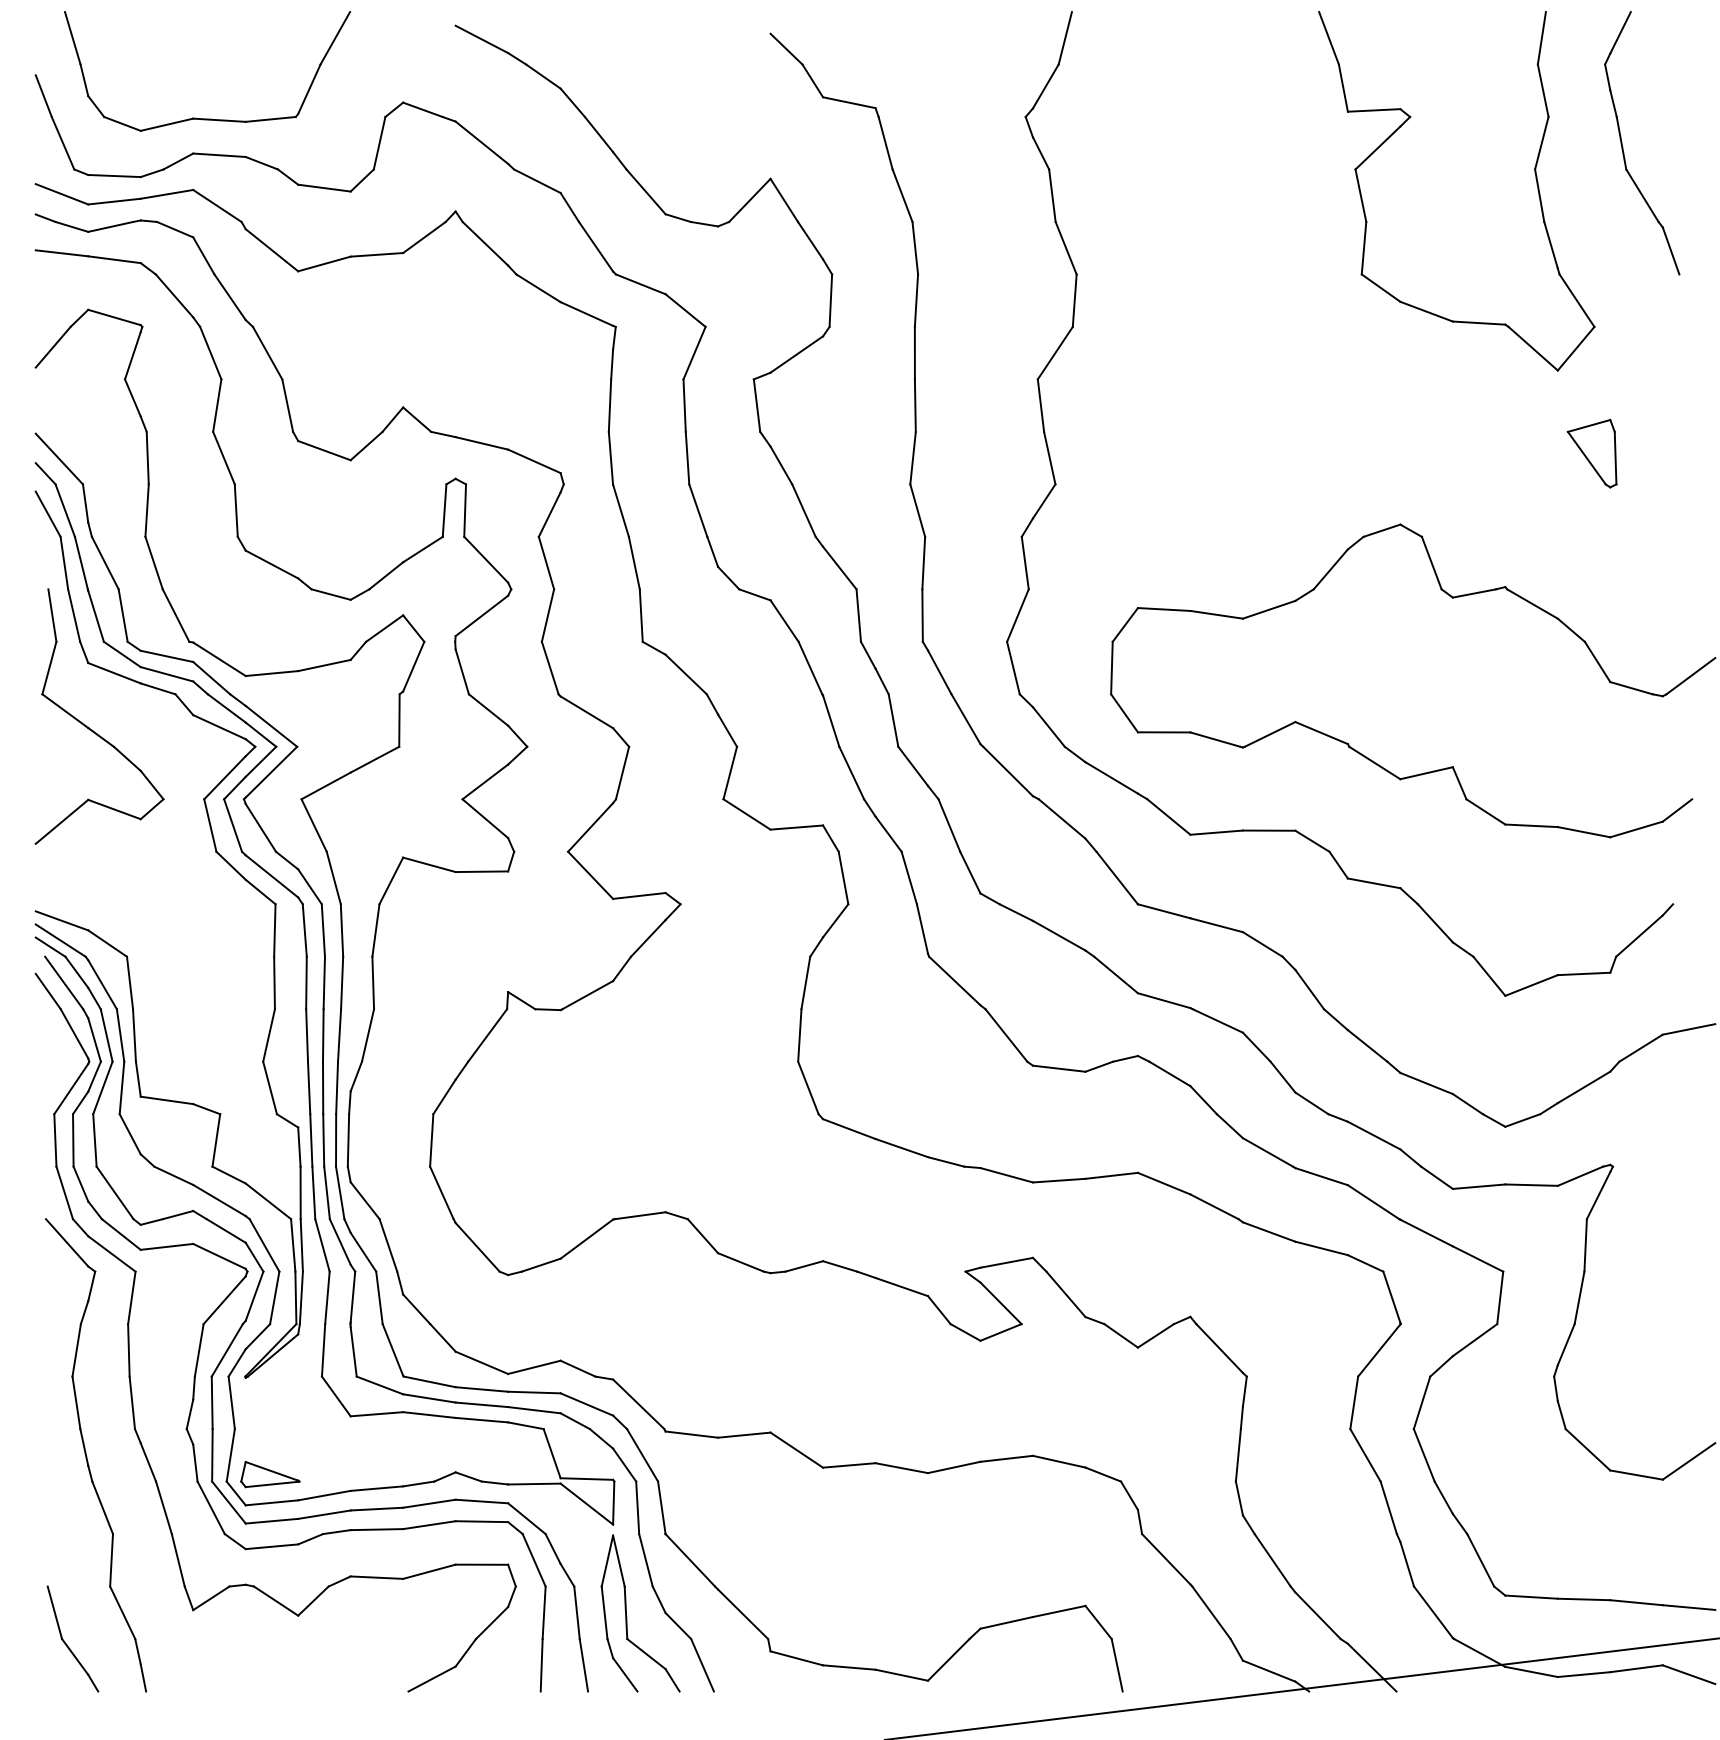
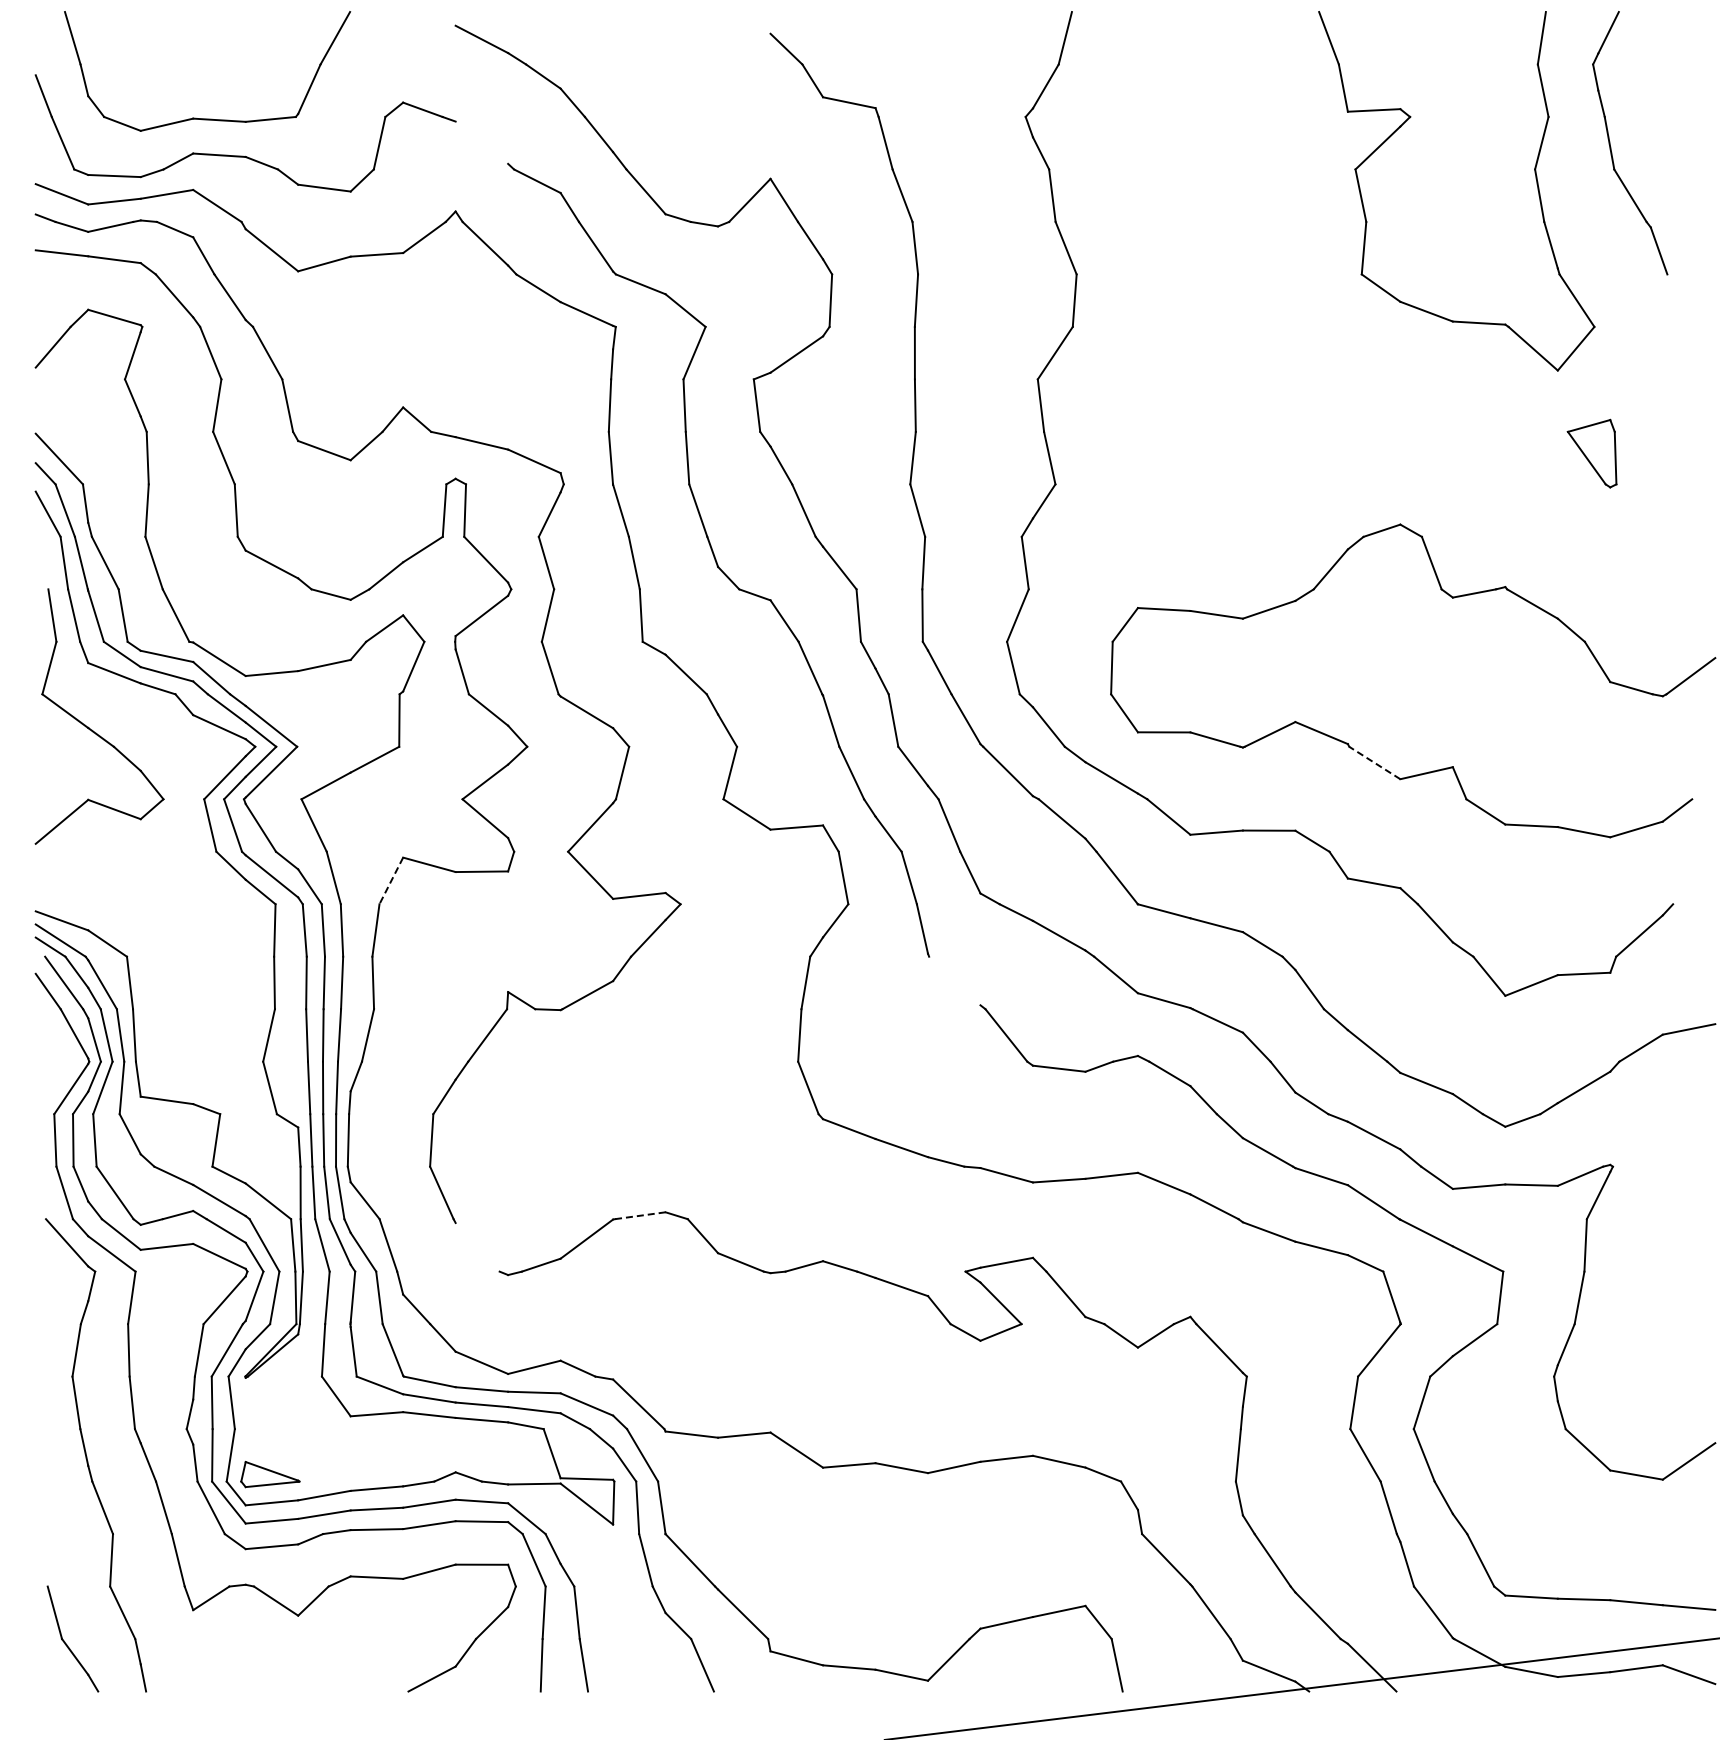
line: present -> none (481, 142)
part position: (1623, 147) -> (1611, 147) (1611, 147)
line: solid -> dashed (1374, 762)
line: solid -> dashed (391, 881)
line: present -> none (954, 980)
line: solid -> dashed (639, 1215)
line: present -> none (477, 1247)
part: present -> none (627, 1616)
